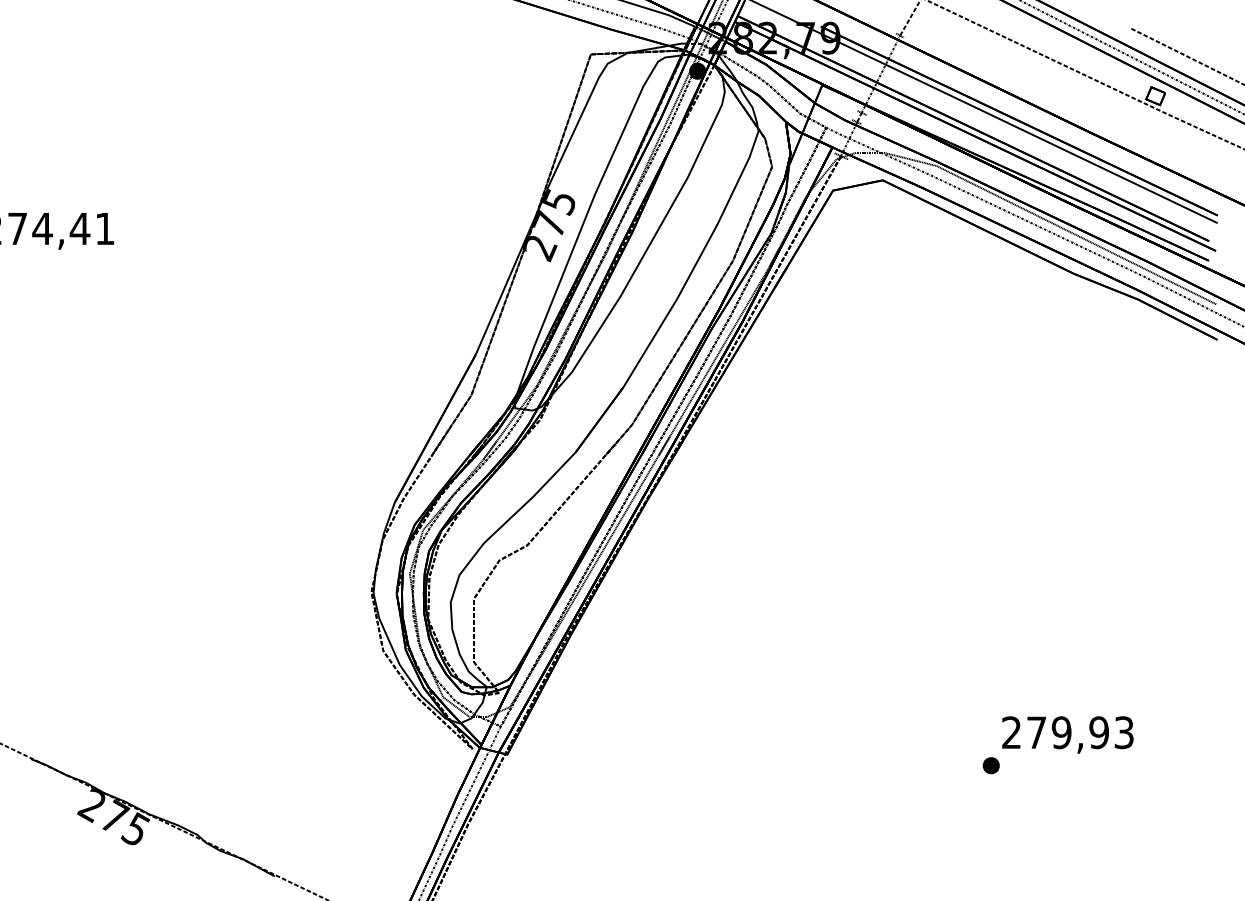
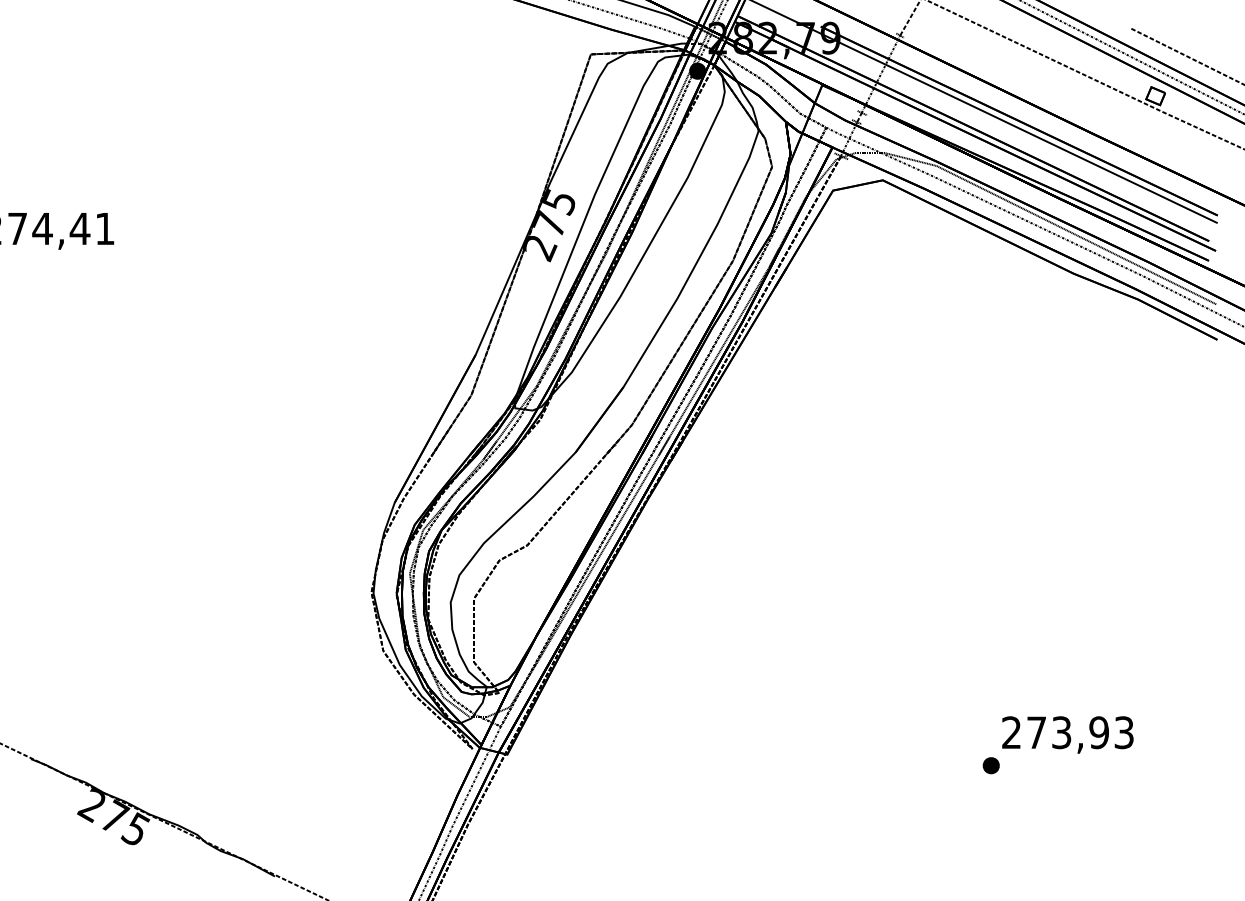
text: 279,93 -> 273,93 (1061, 732)
